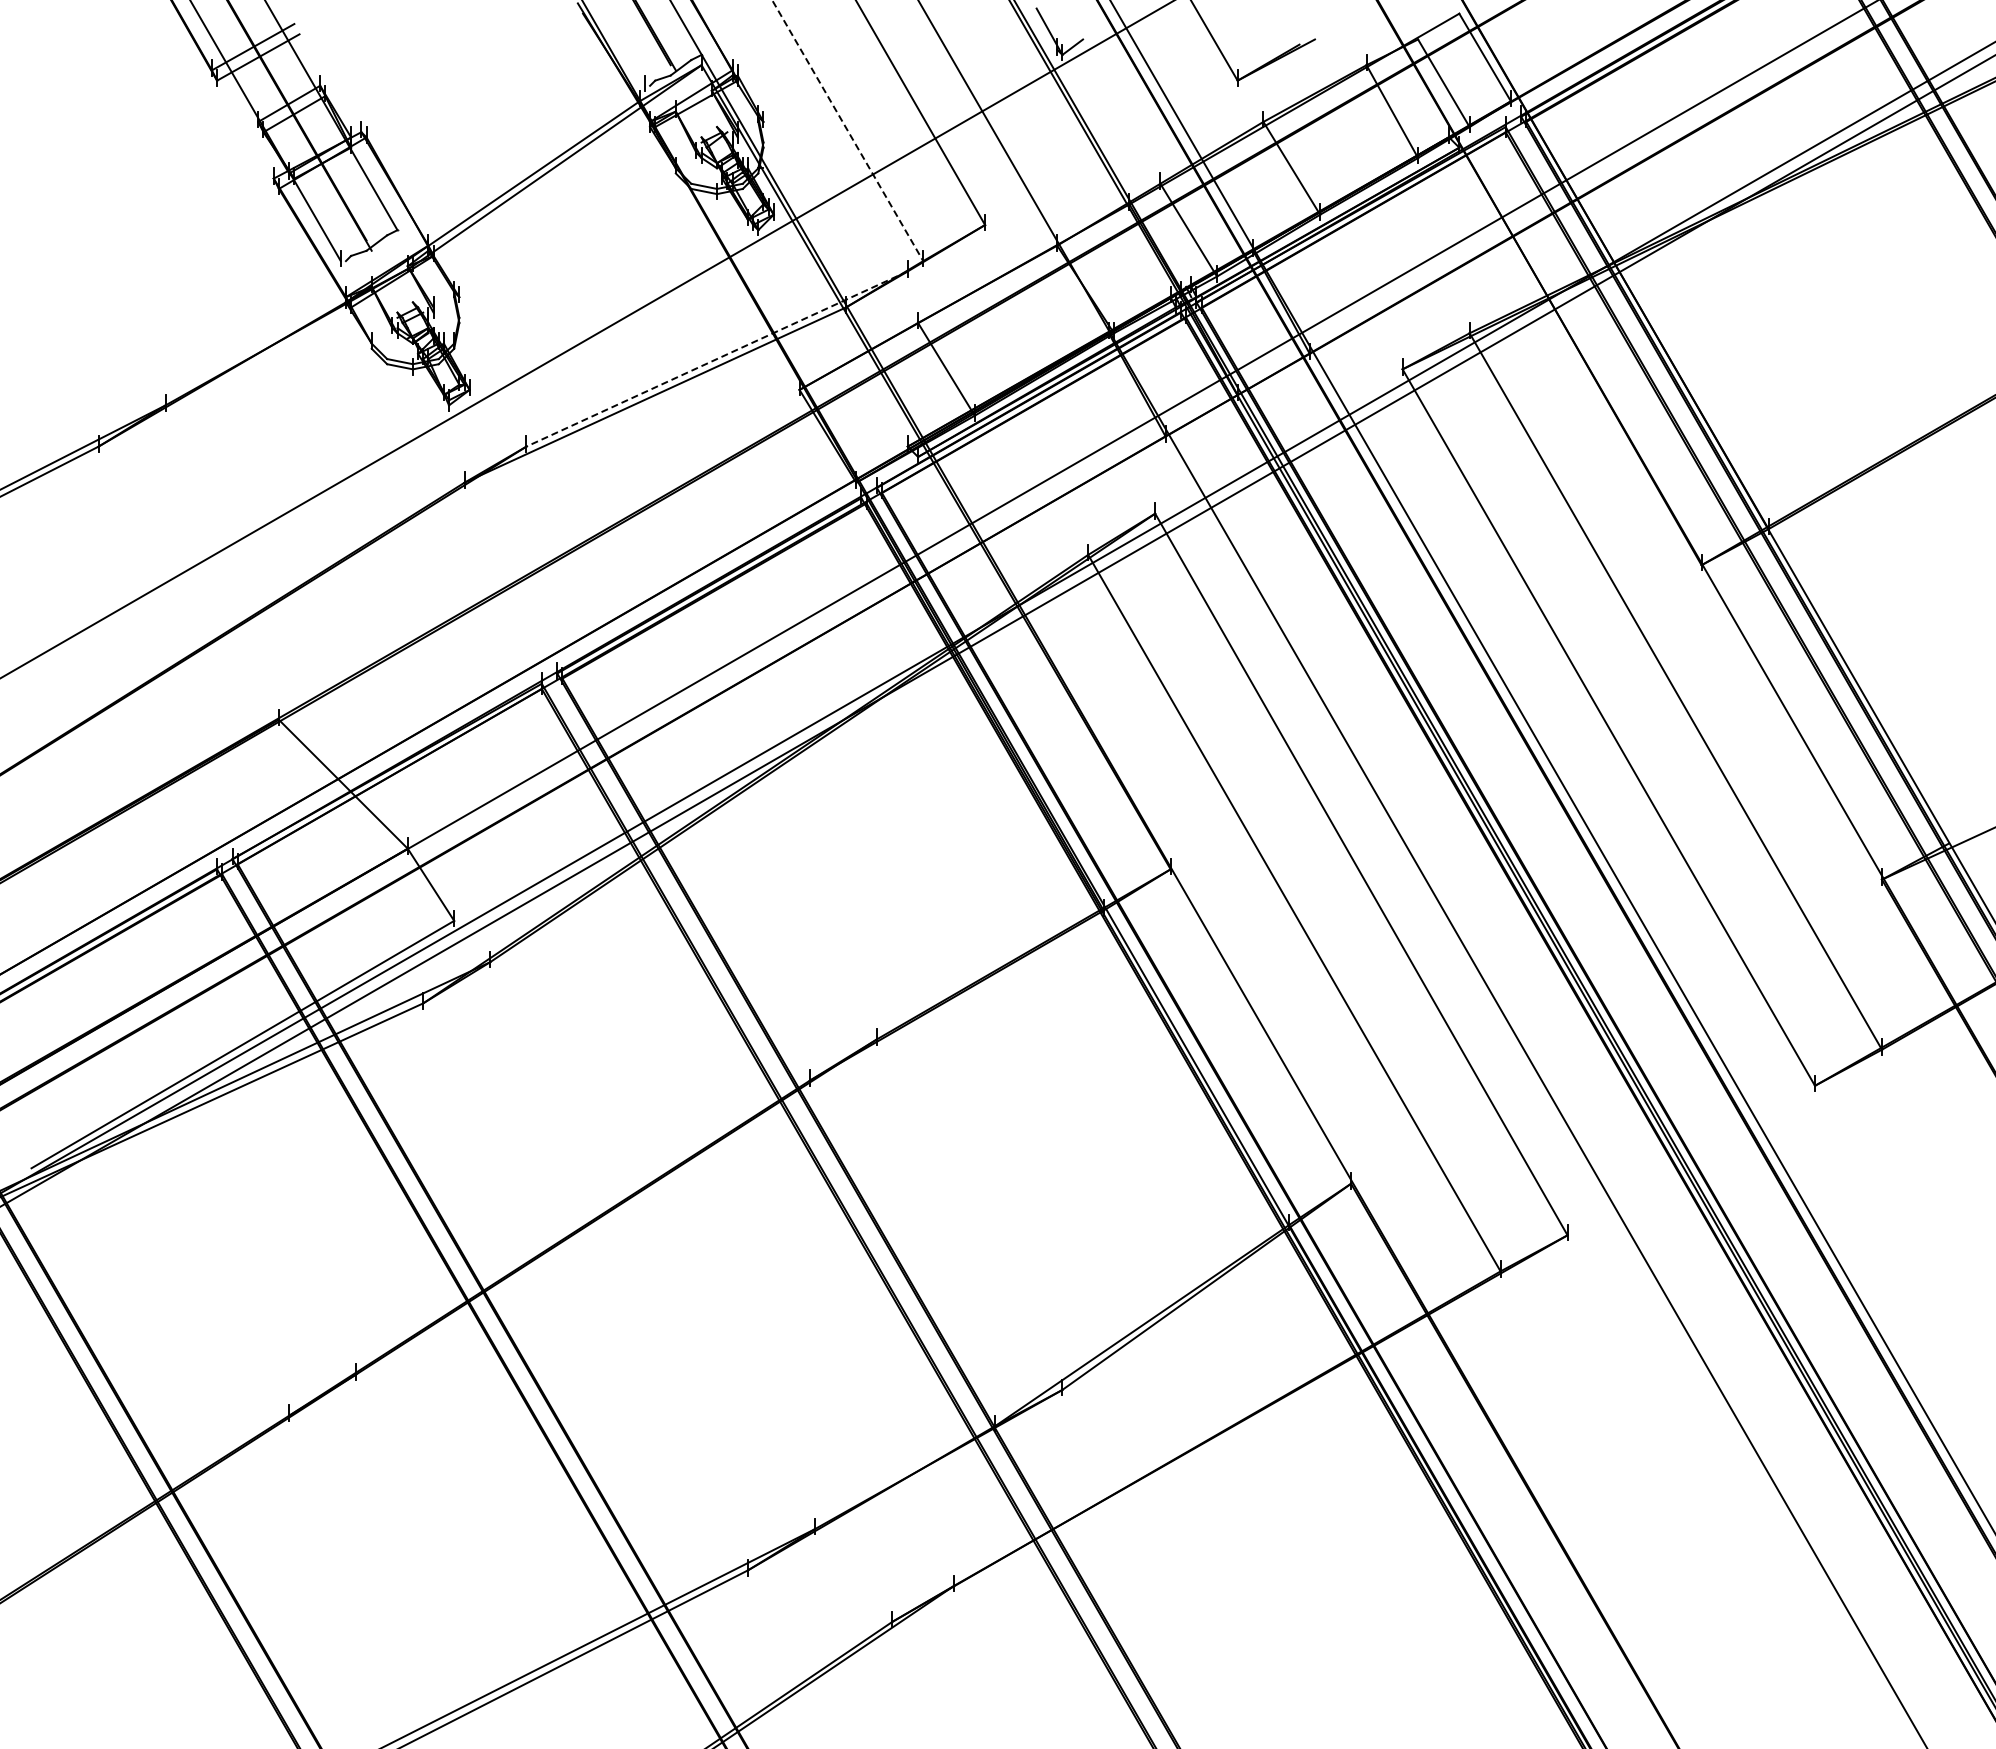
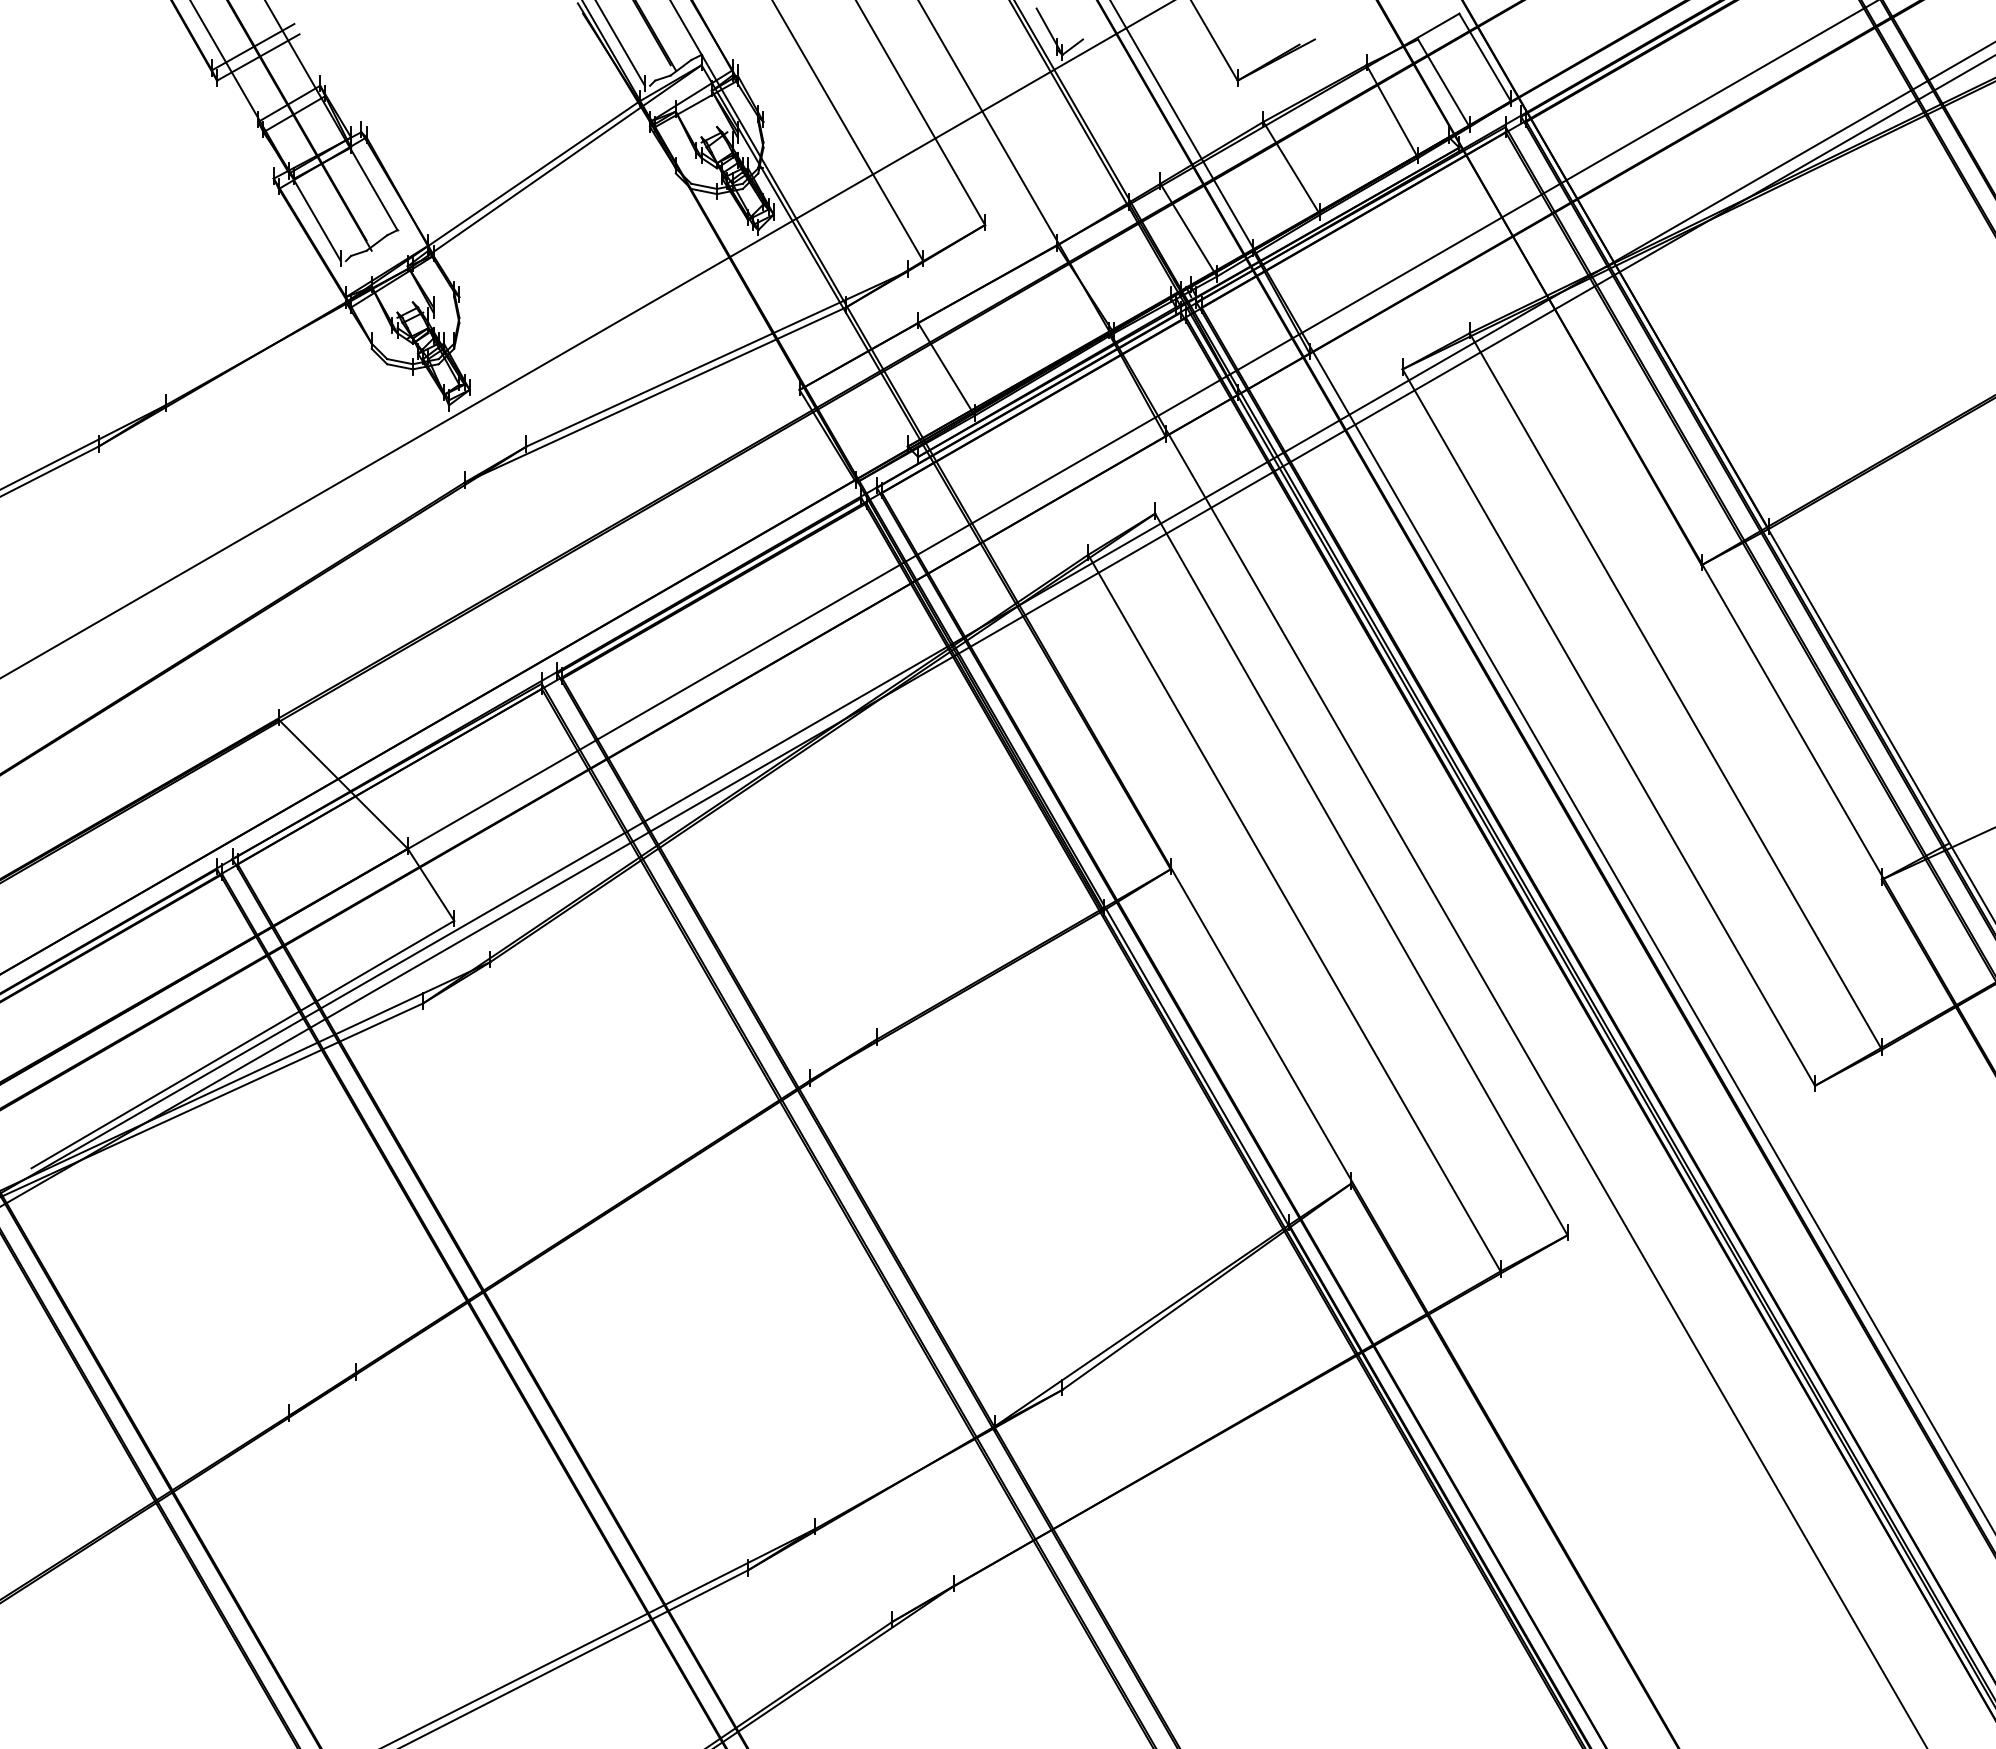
line: none -> present (620, 43)
line: dashed -> solid (848, 131)
line: dashed -> solid (717, 359)
